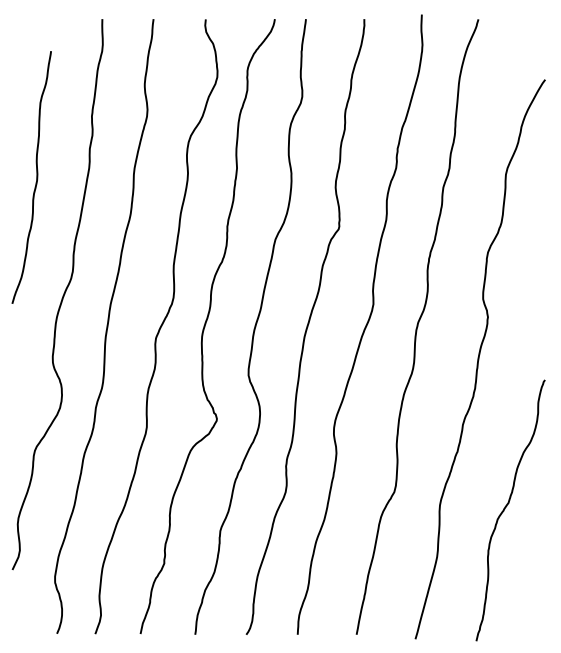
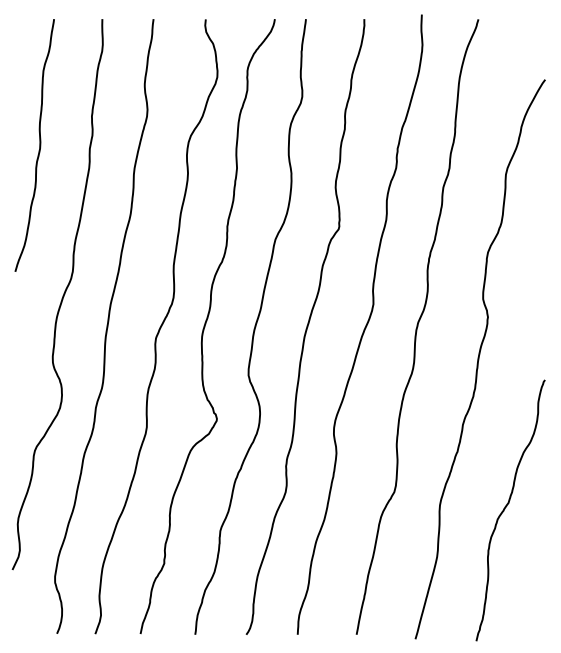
curve position: (36, 177) -> (39, 145) (39, 145)
